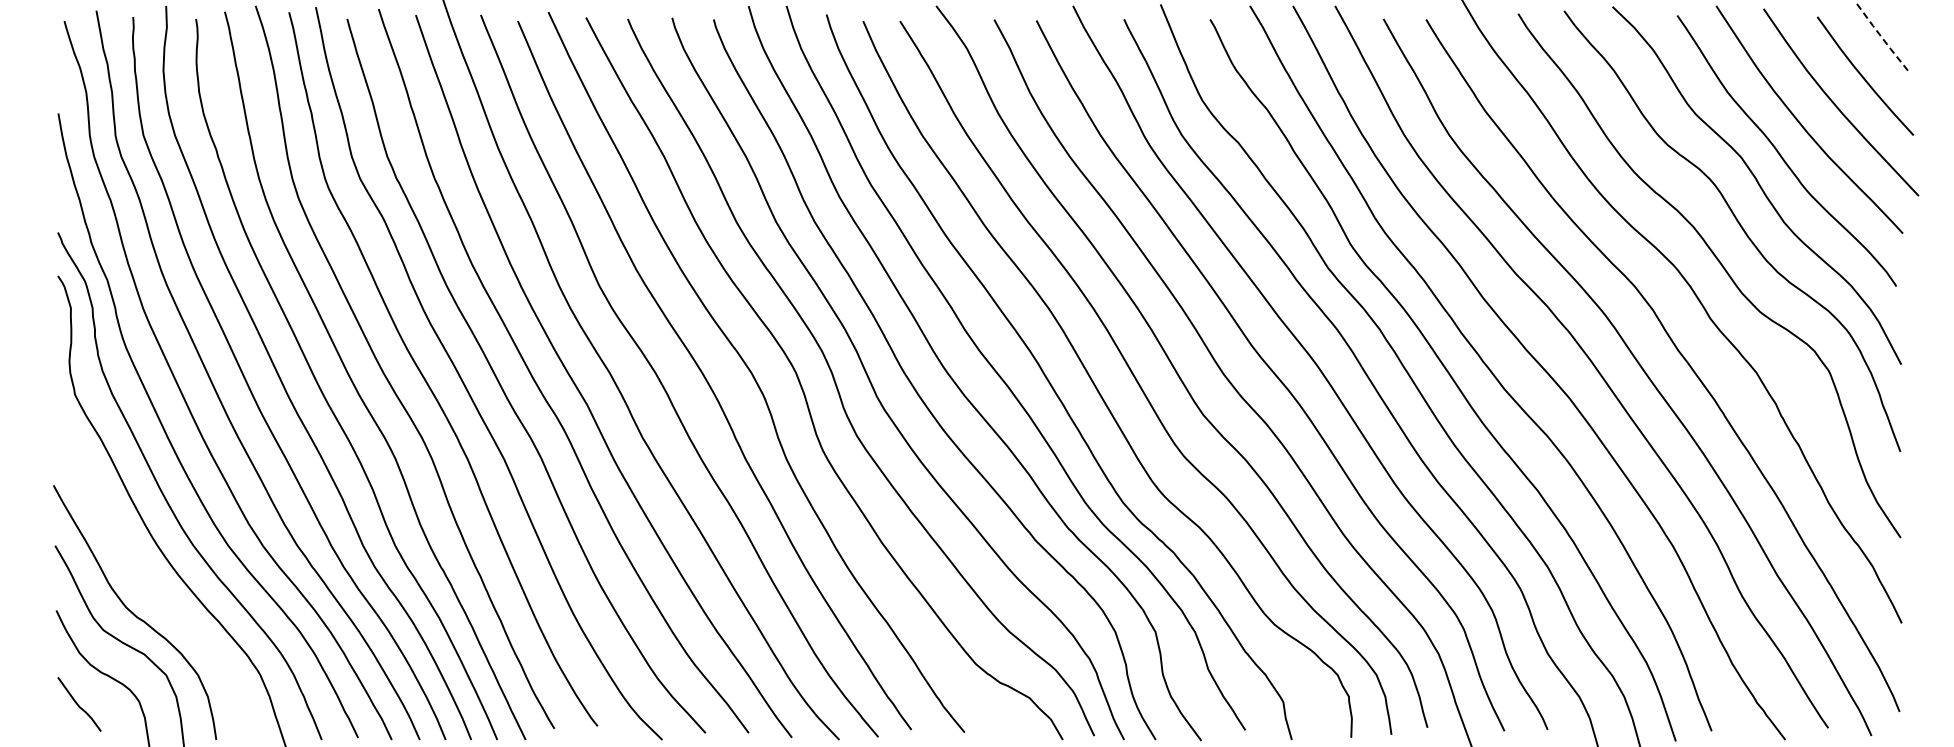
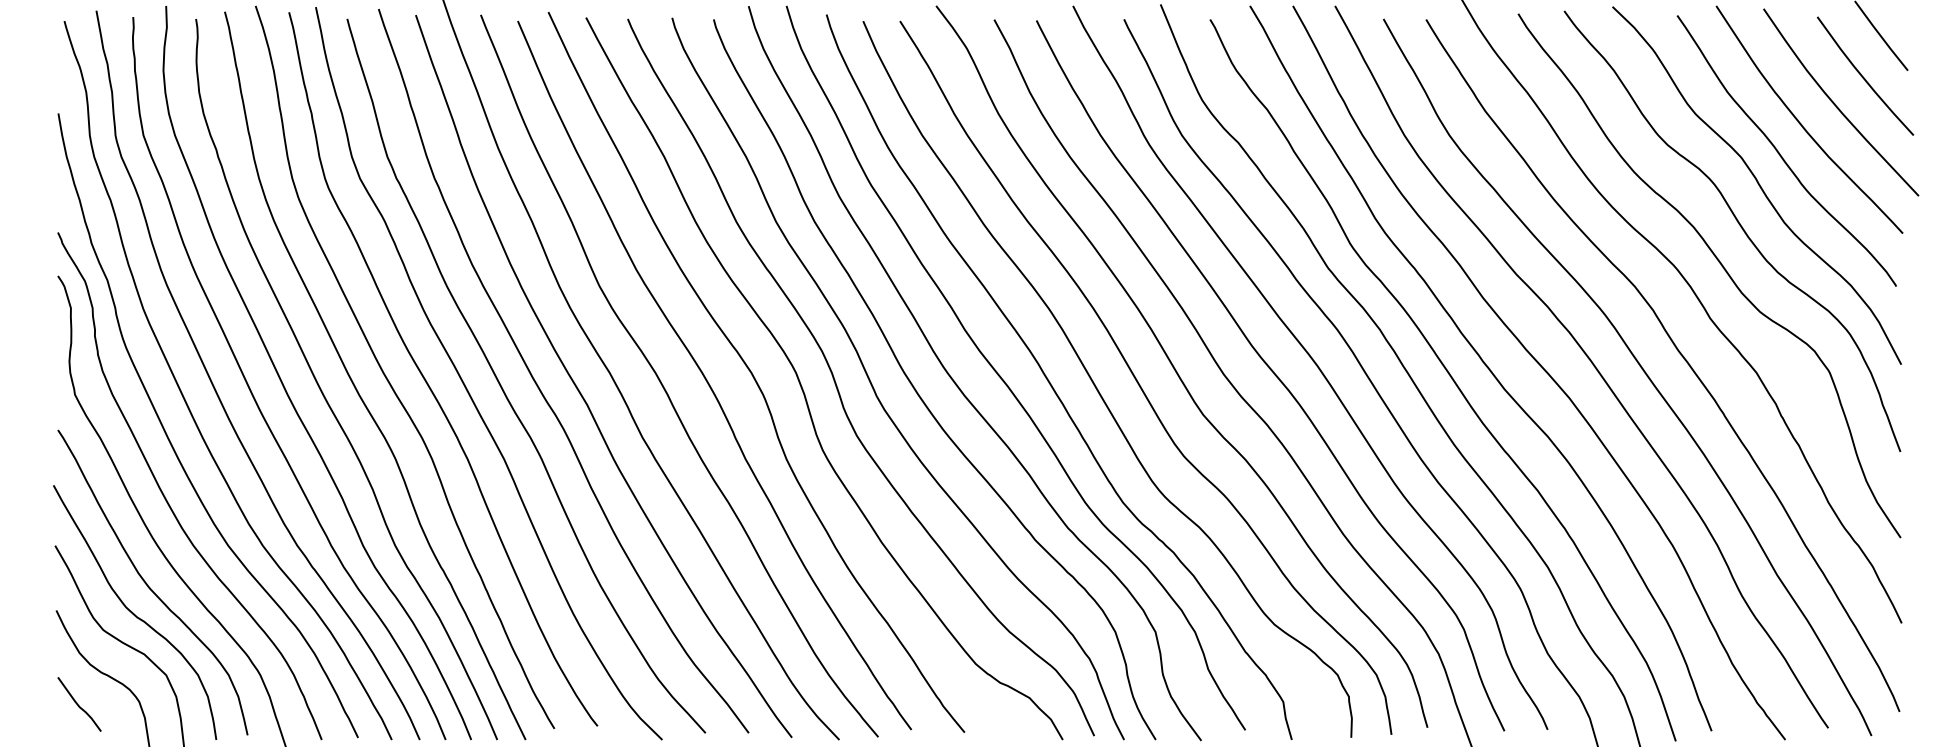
line: dashed -> solid (1880, 36)
curve: none -> present (148, 585)
